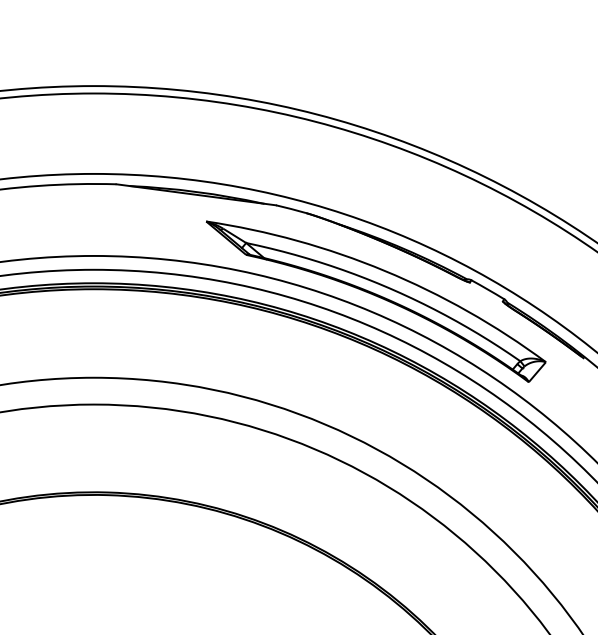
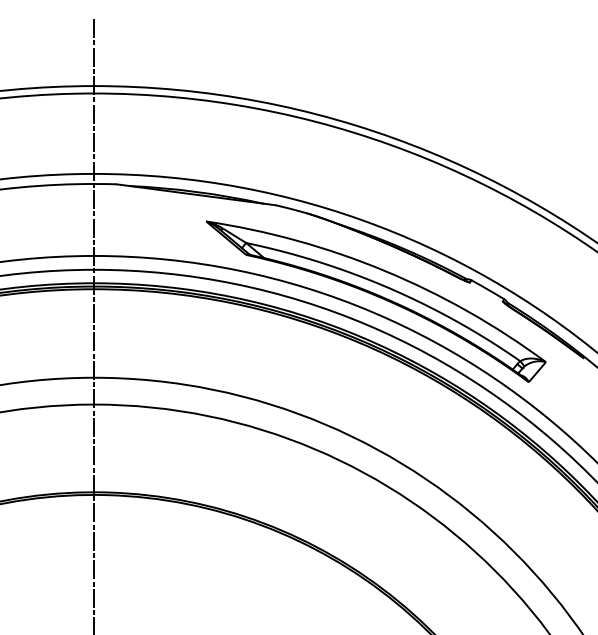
line: none -> present (93, 325)
